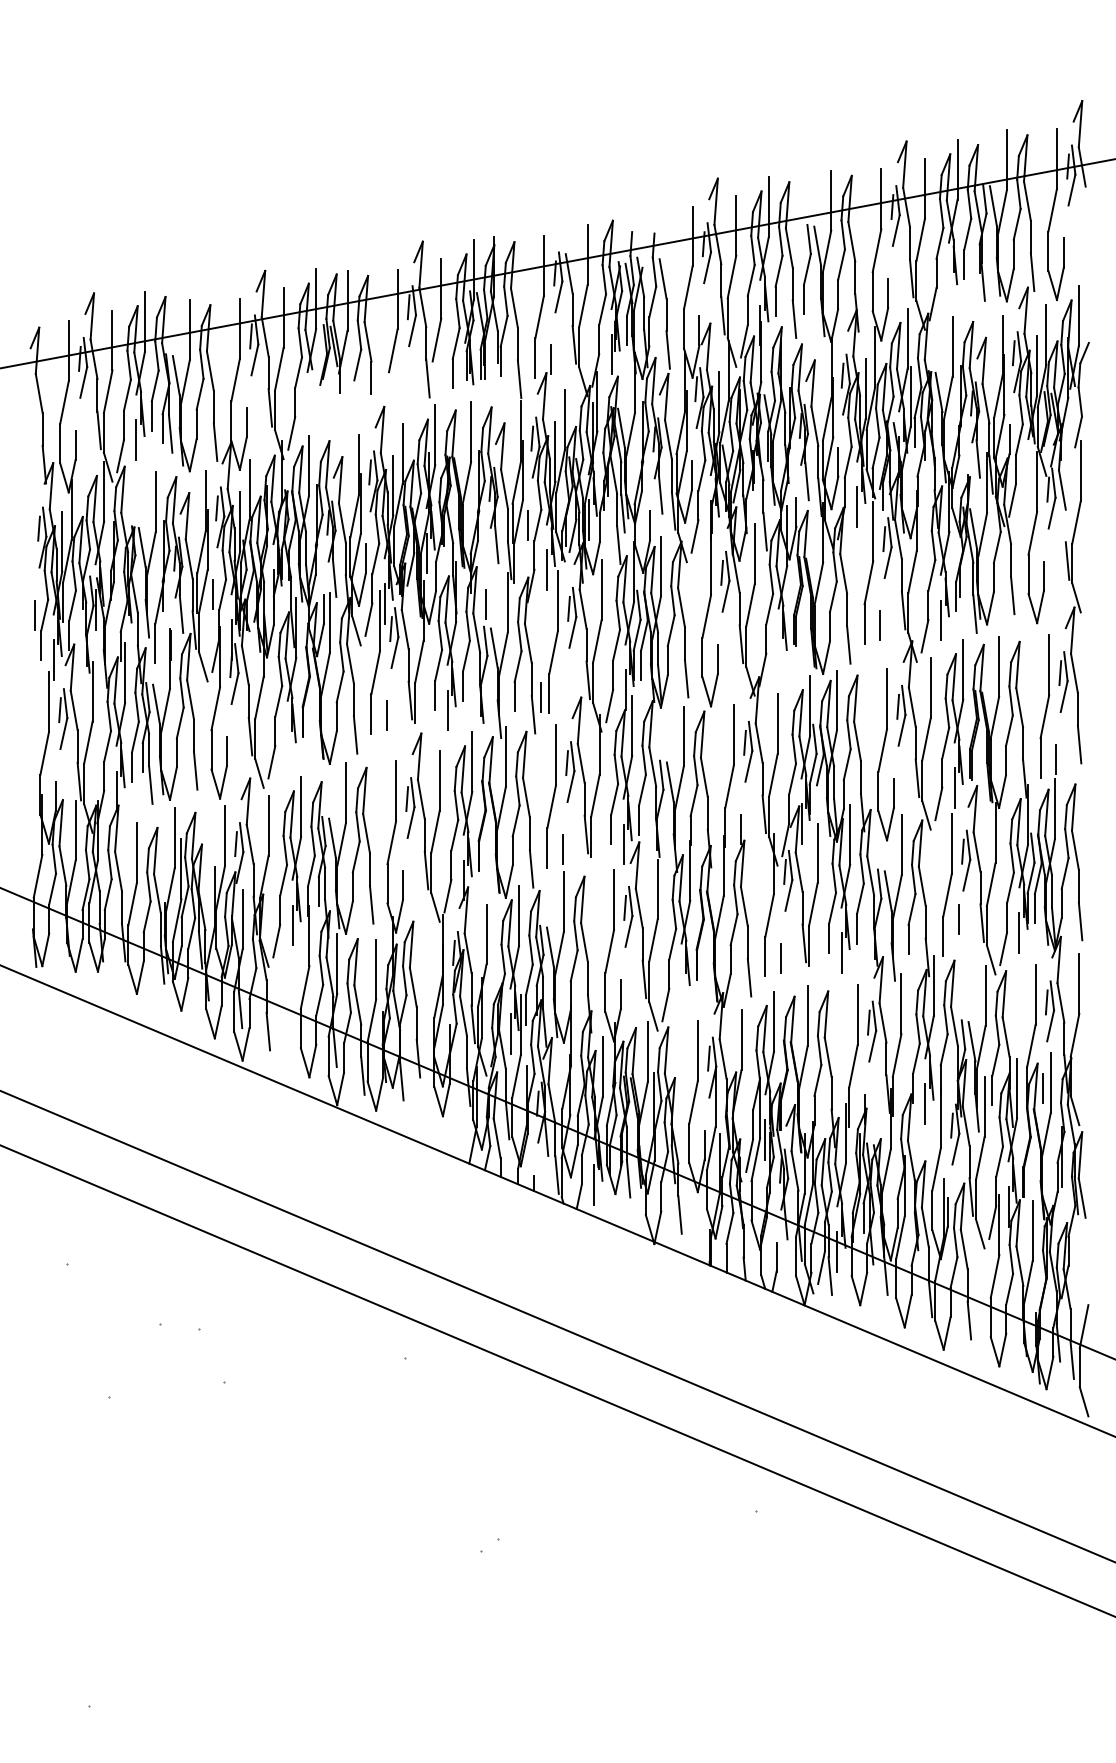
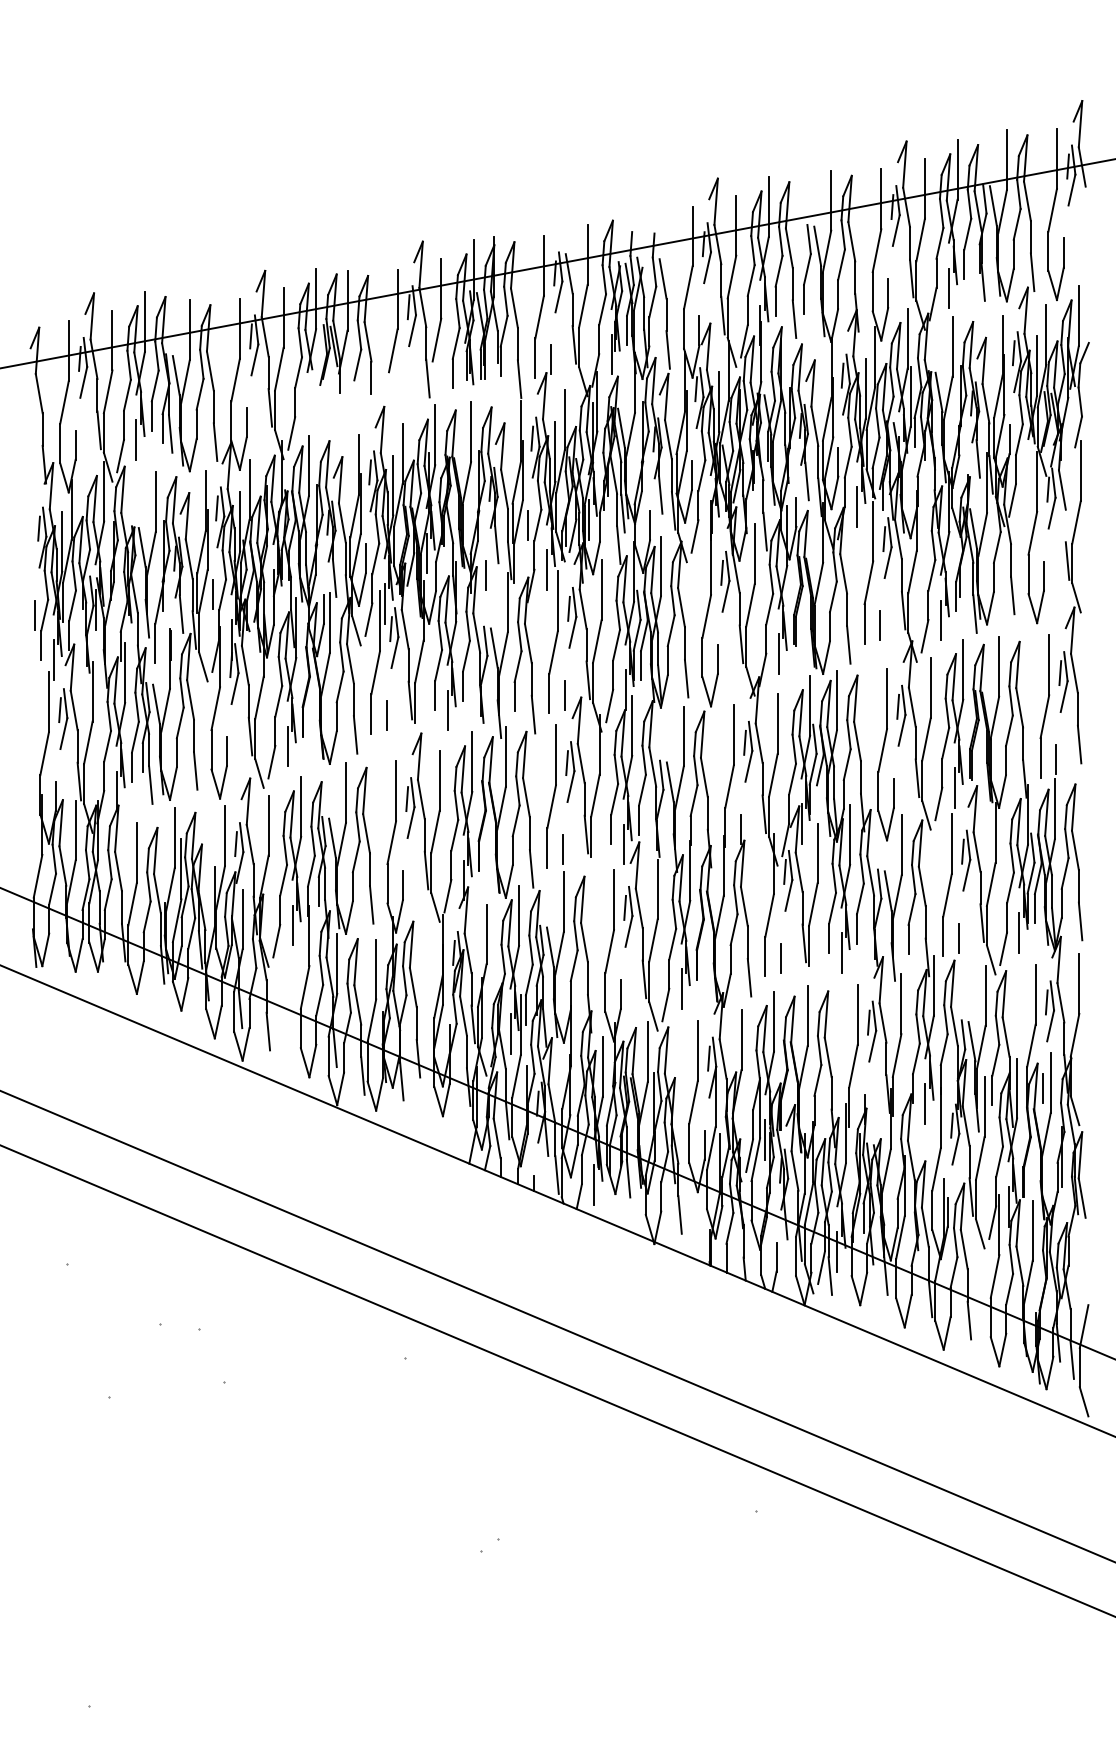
line: none -> present (948, 287)
line position: (485, 604) -> (485, 575) (485, 575)
line: none -> present (778, 653)
line position: (540, 697) -> (564, 695) (564, 695)
line: none -> present (287, 746)
line position: (958, 919) -> (958, 938) (958, 938)
line: none -> present (681, 988)
